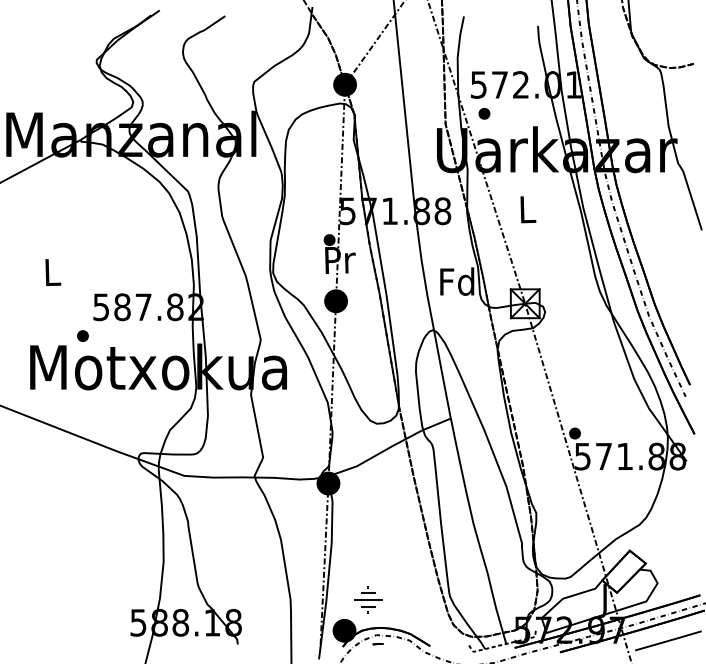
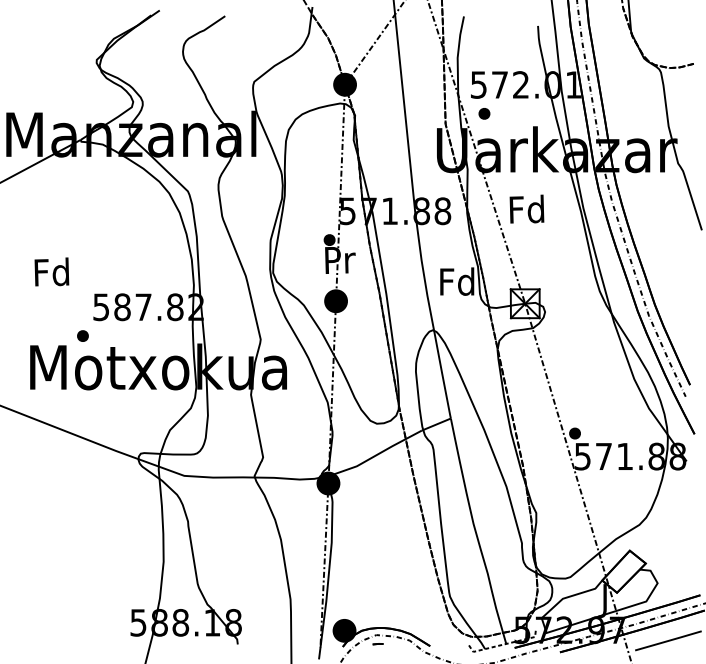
text: L -> Fd (526, 208)
text: L -> Fd (51, 271)
part: present -> none (368, 599)
